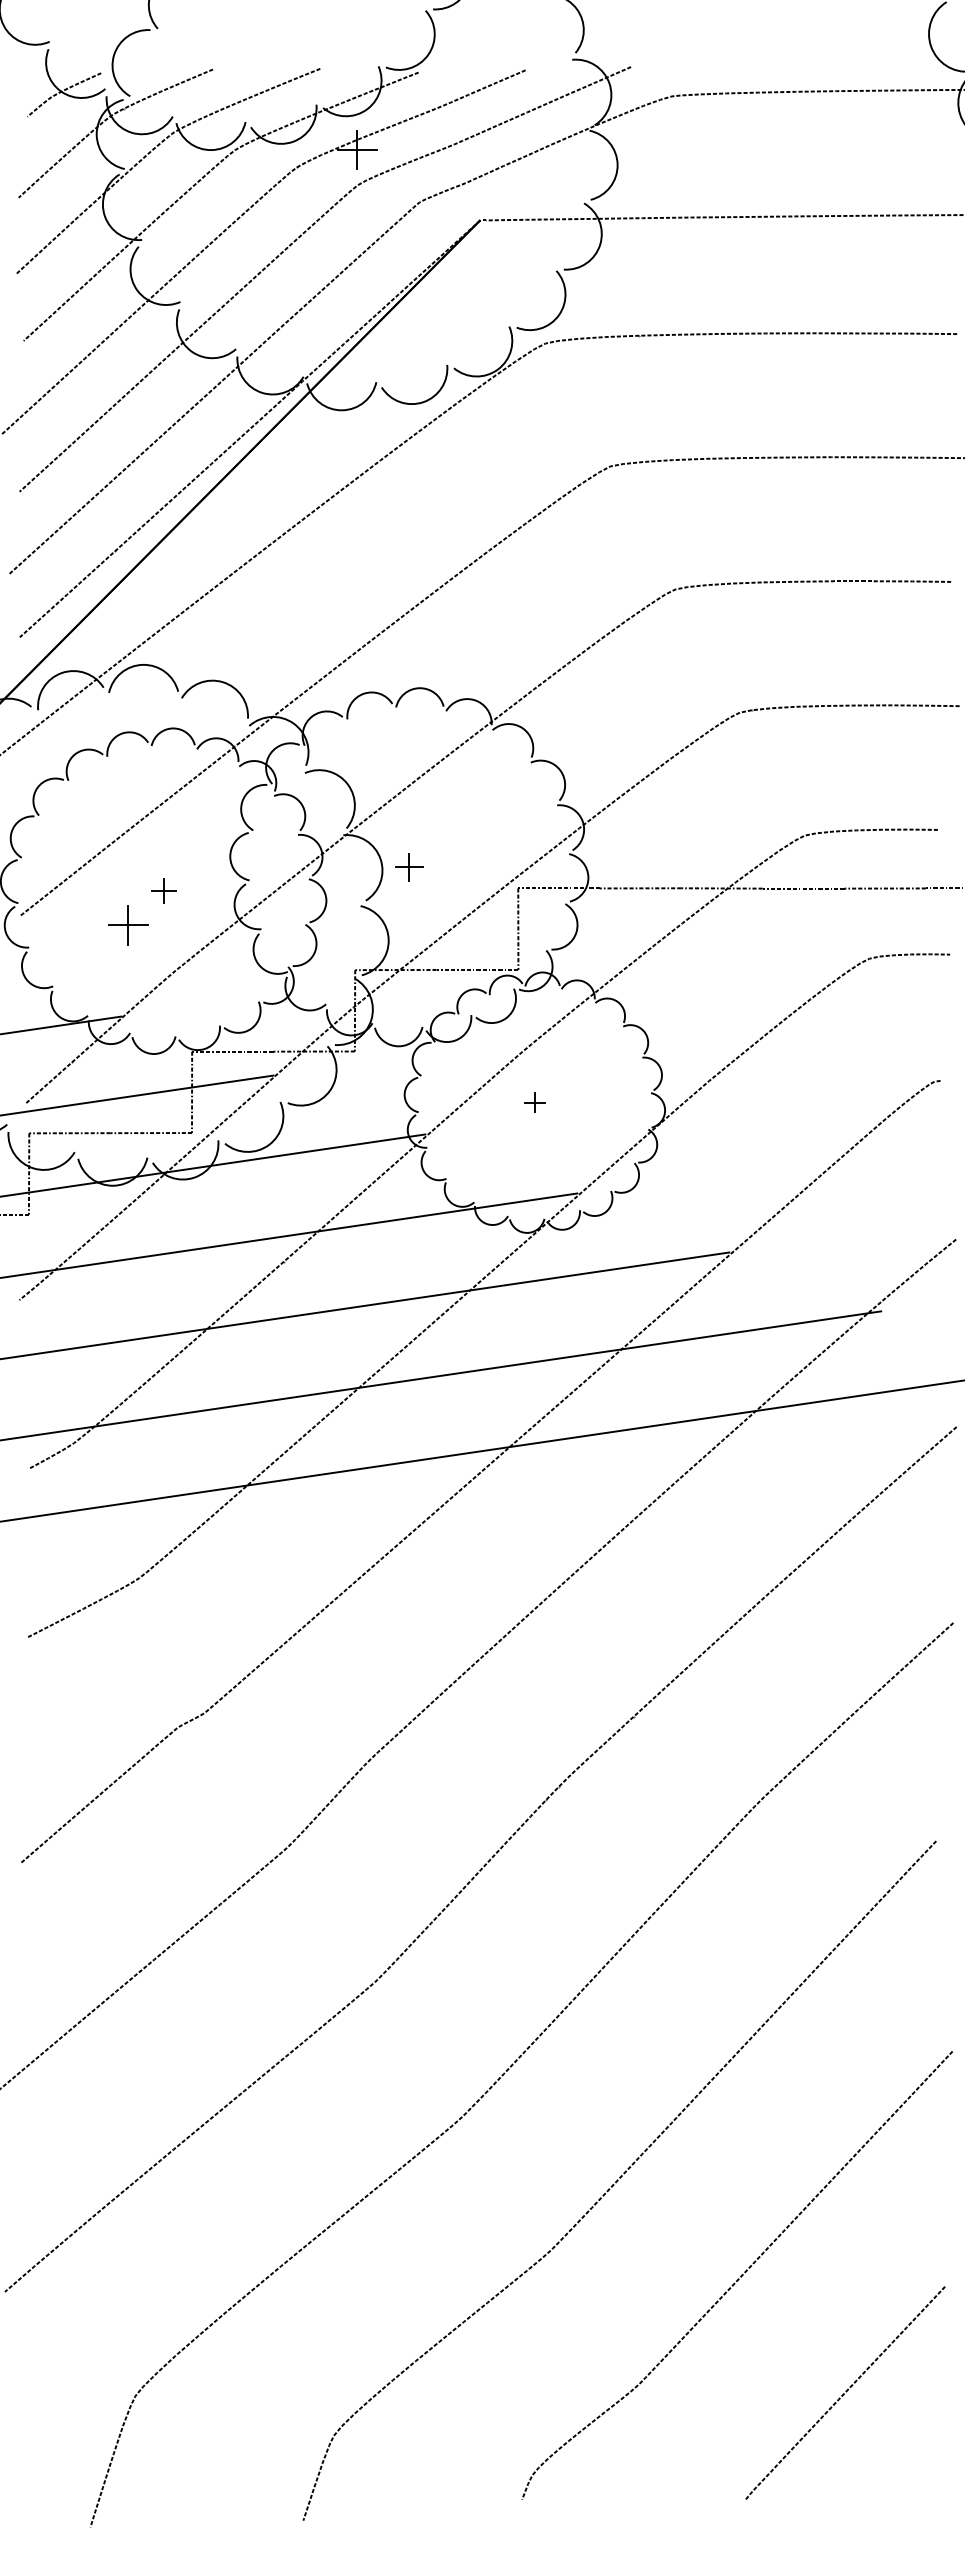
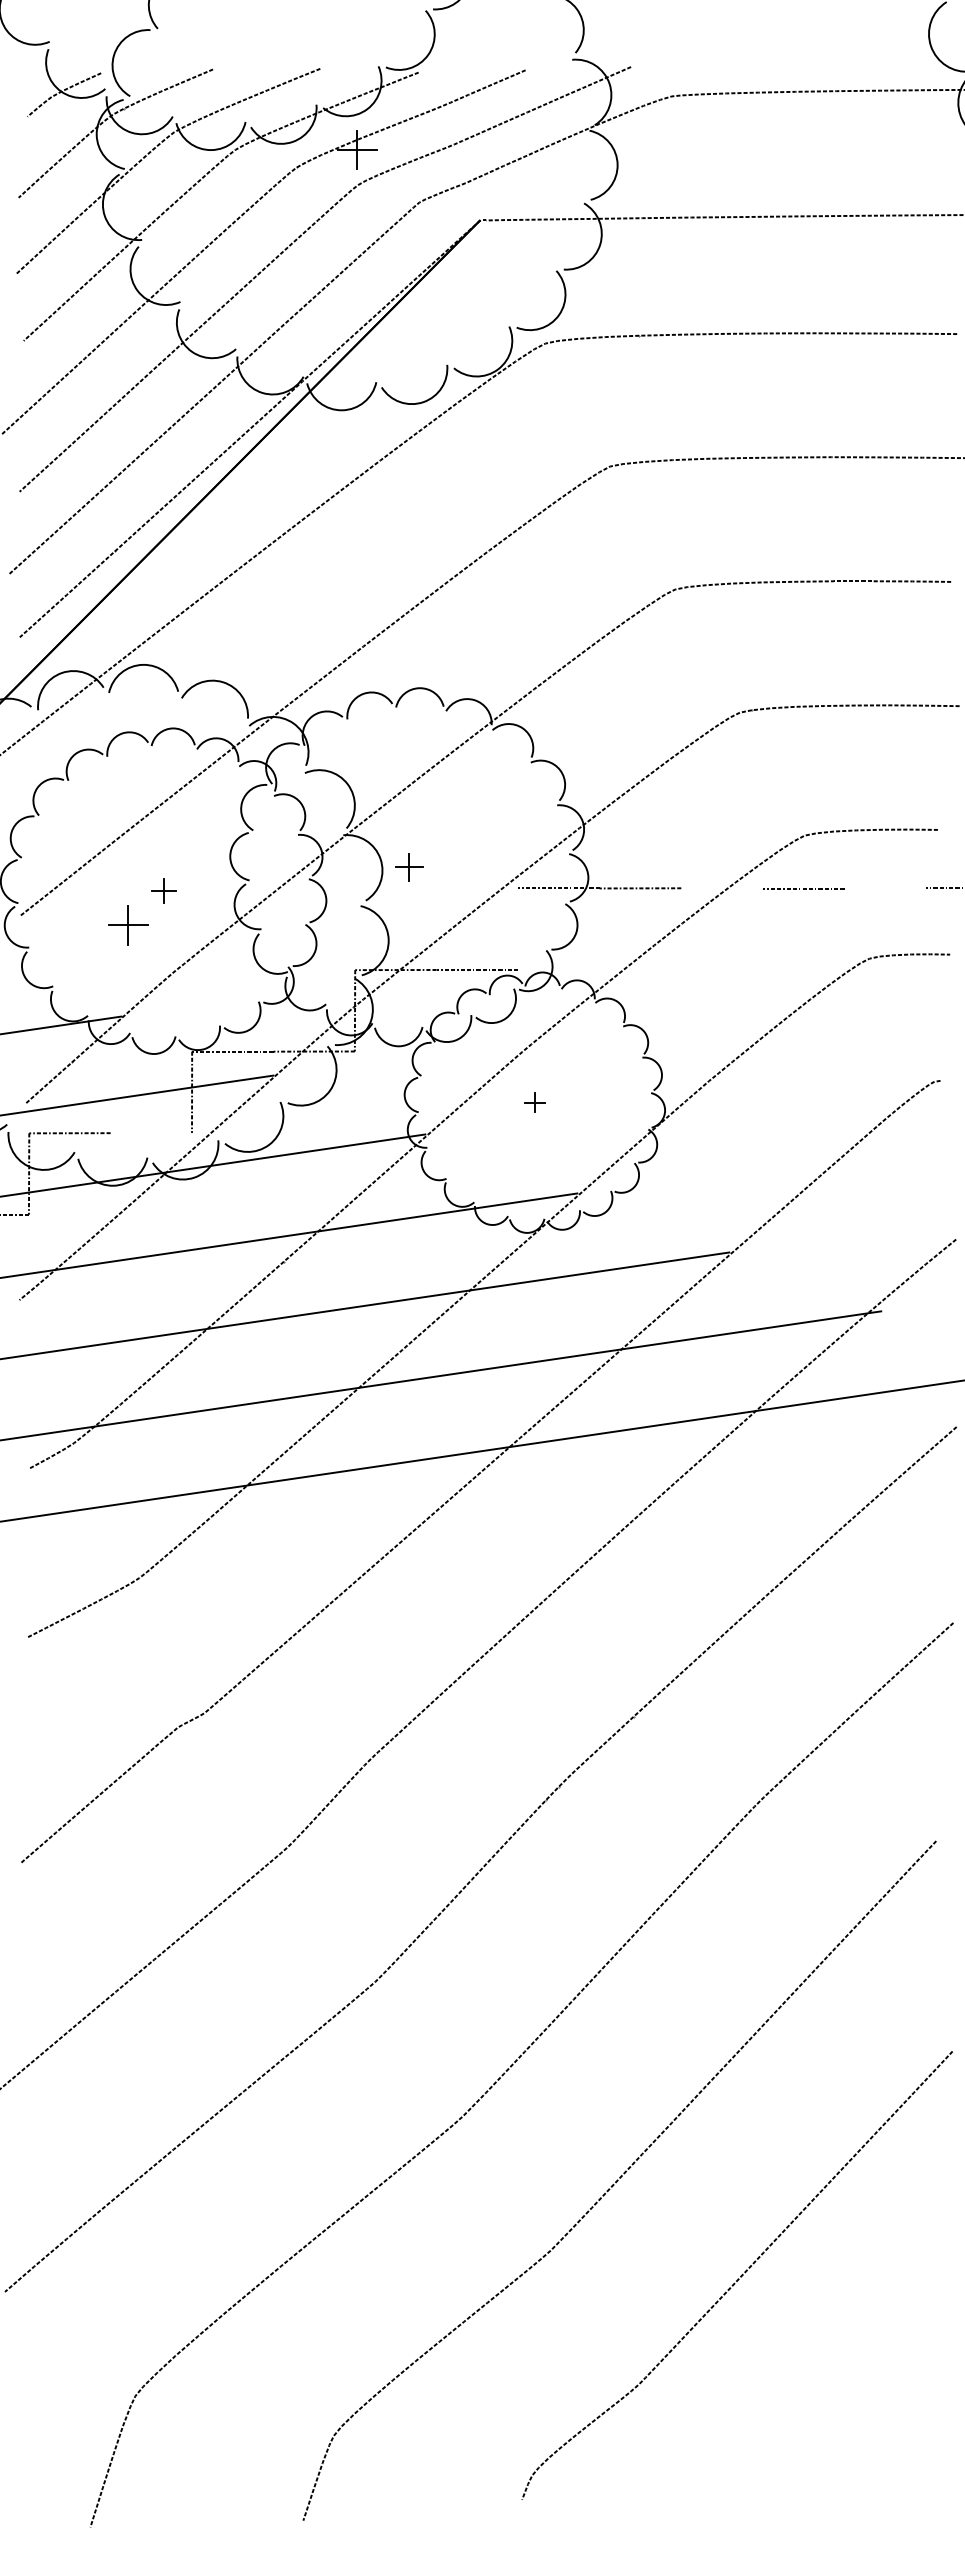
line: present -> none (721, 888)
line: present -> none (884, 888)
line: present -> none (518, 928)
line: present -> none (151, 1133)
curve: present -> none (845, 2391)
